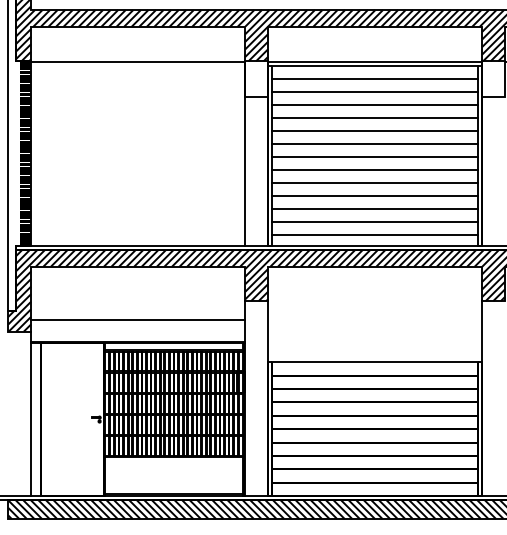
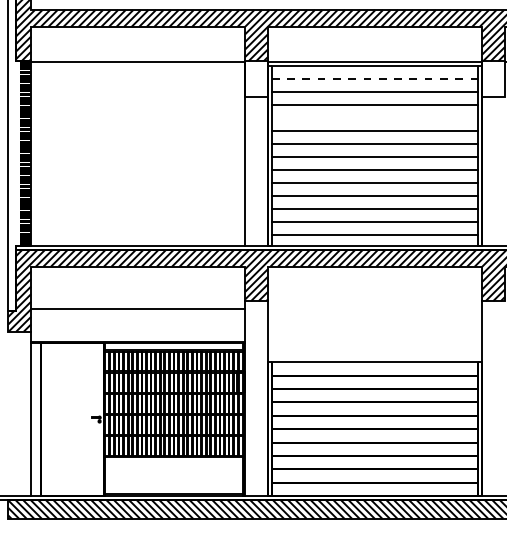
line: solid -> dashed (375, 79)
line: present -> none (374, 118)
line position: (138, 320) -> (138, 309) (138, 309)
